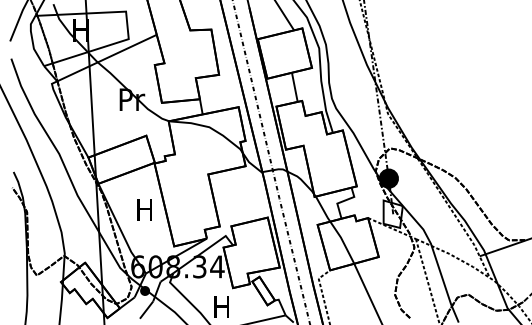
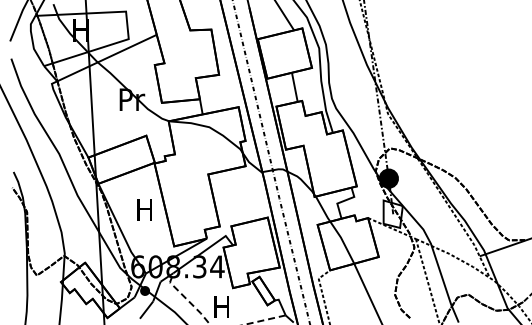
line: solid -> dashed (186, 299)
line: solid -> dashed (264, 320)
